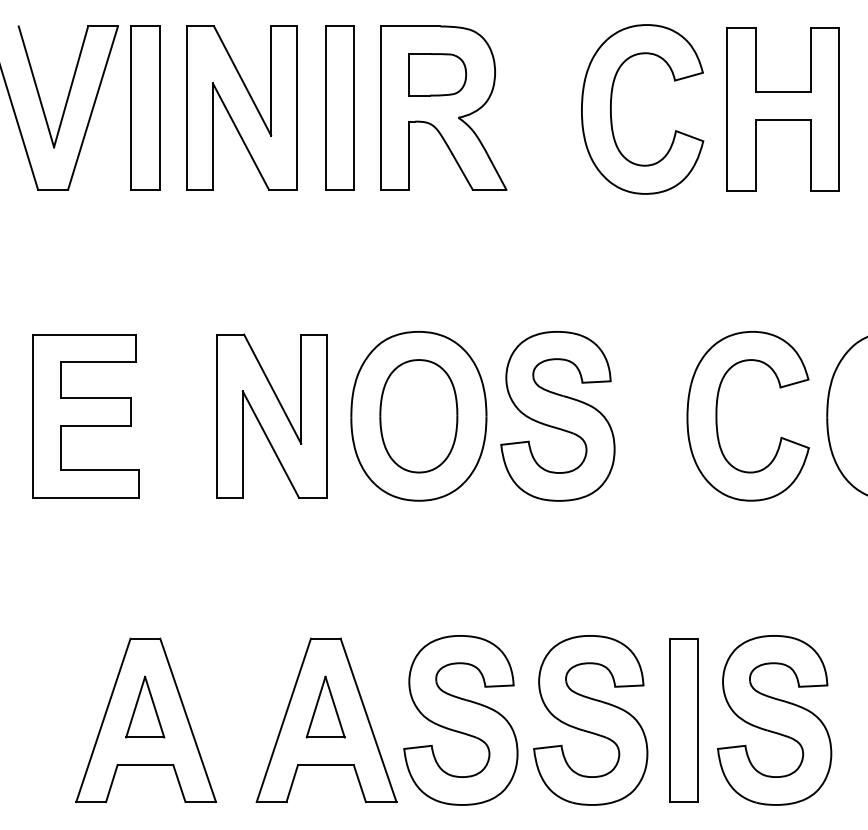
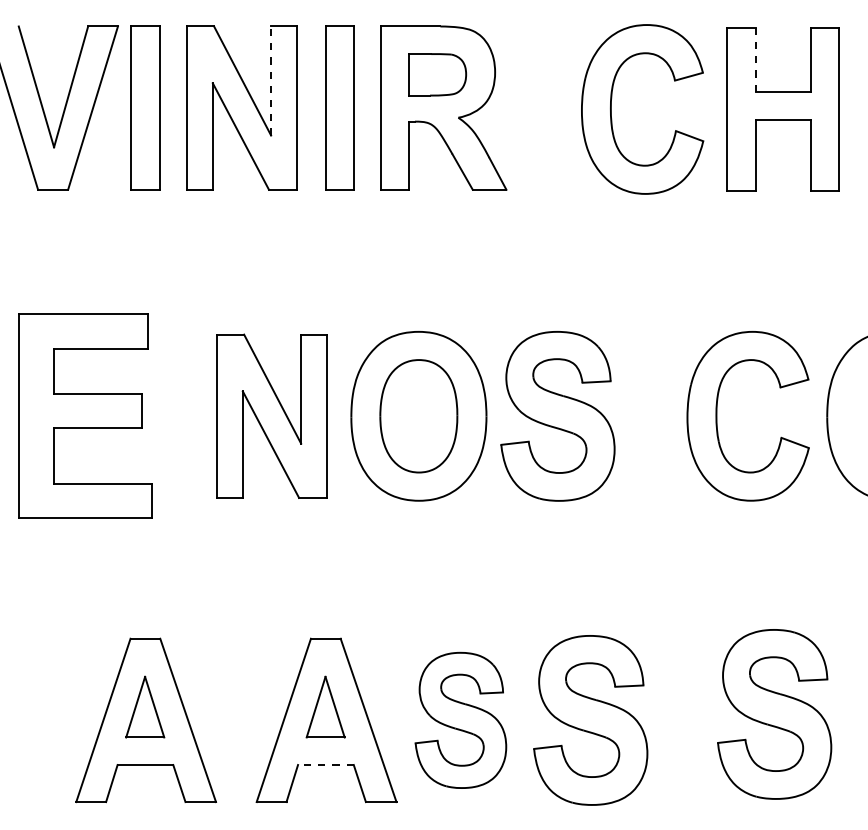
line: solid -> dashed (755, 60)
line: solid -> dashed (271, 81)
part size: 108x165 px -> 135x206 px (85, 415)
part size: 116x171 px -> 94x138 px (460, 719)
part: present -> none (683, 720)
part position: (774, 720) -> (774, 714) (774, 714)
line: solid -> dashed (325, 765)
